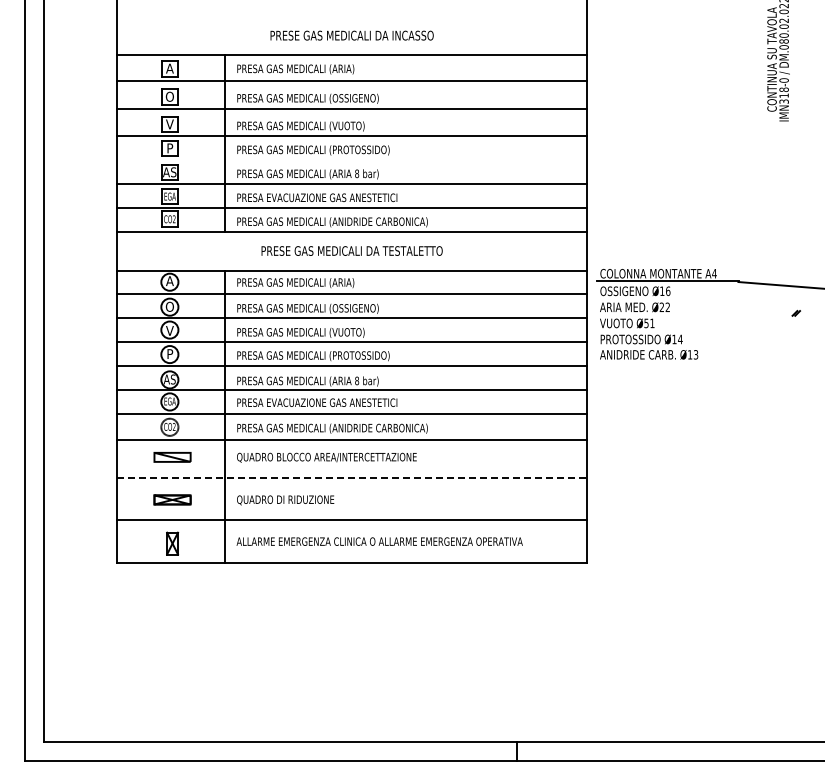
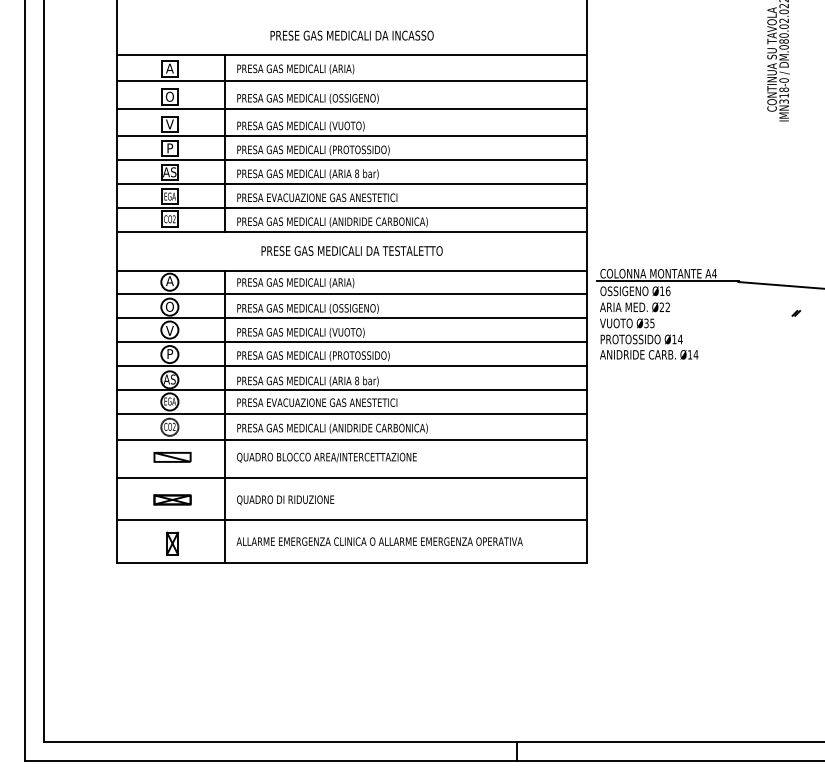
line: none -> present (351, 160)
text: Ø51 -> Ø35 (649, 323)
text: Ø13 -> Ø14 (695, 354)
line: dashed -> solid (352, 477)
